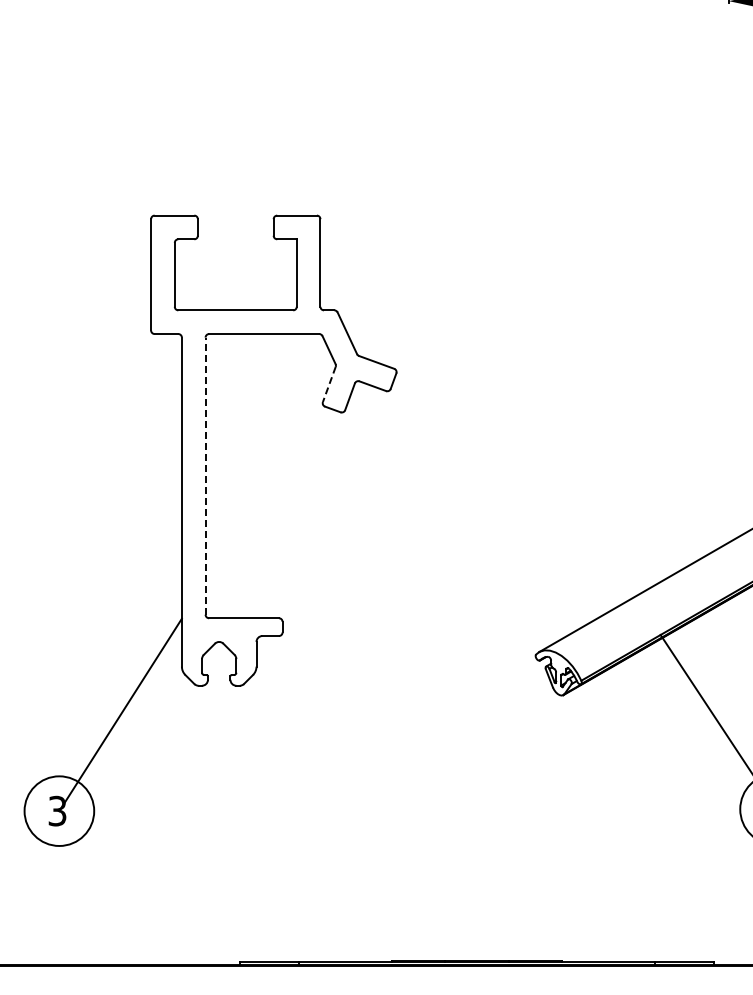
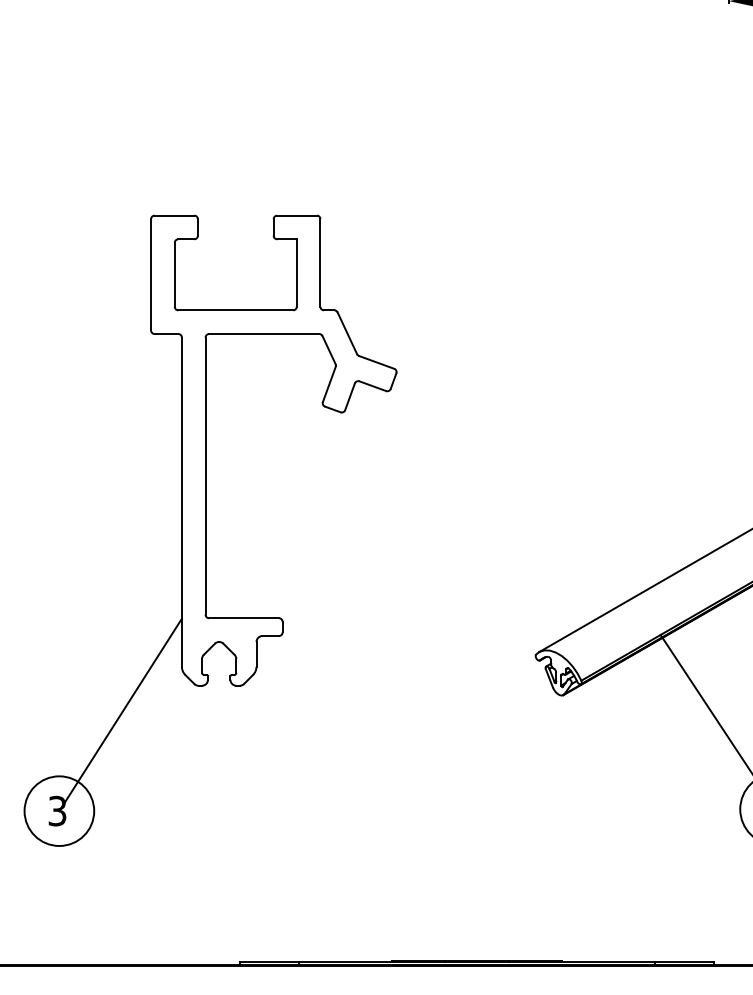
line: dashed -> solid (329, 384)
line: dashed -> solid (205, 476)
